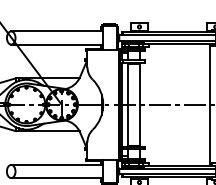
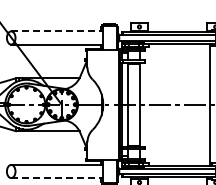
line: solid -> dashed (57, 31)
line: solid -> dashed (57, 178)
